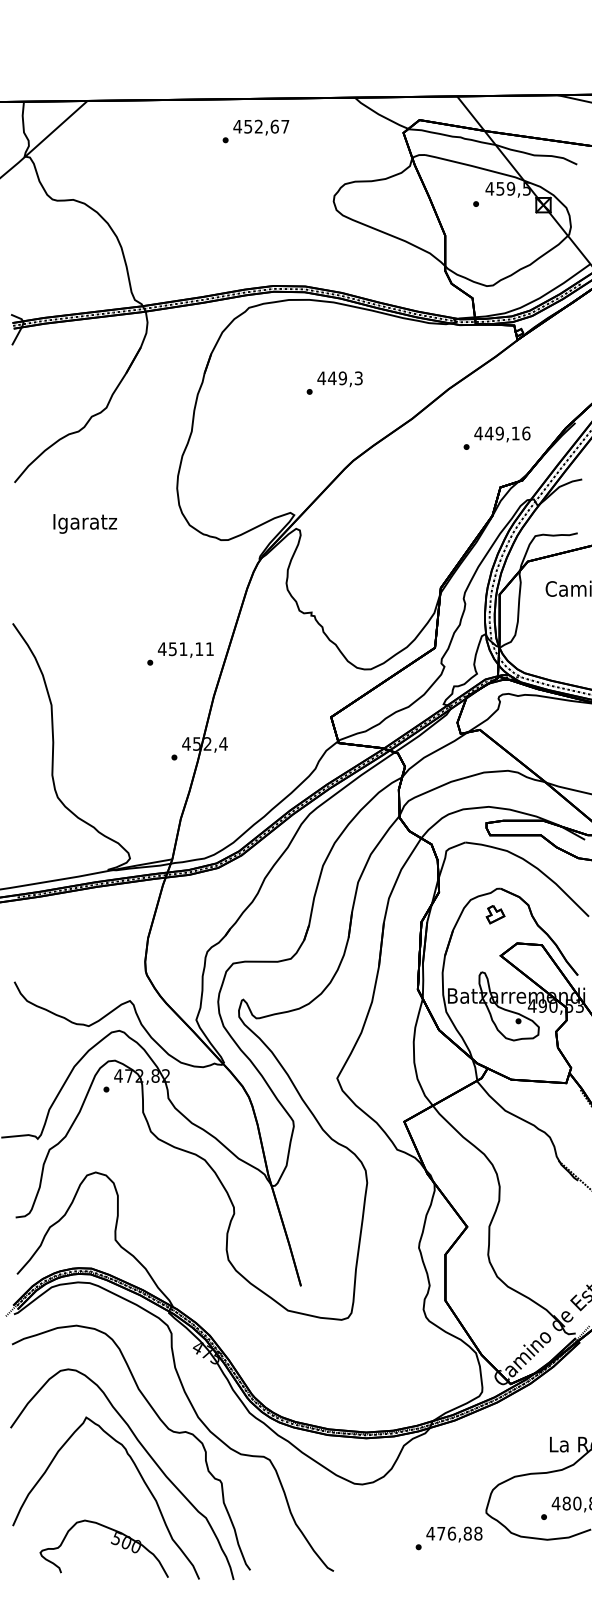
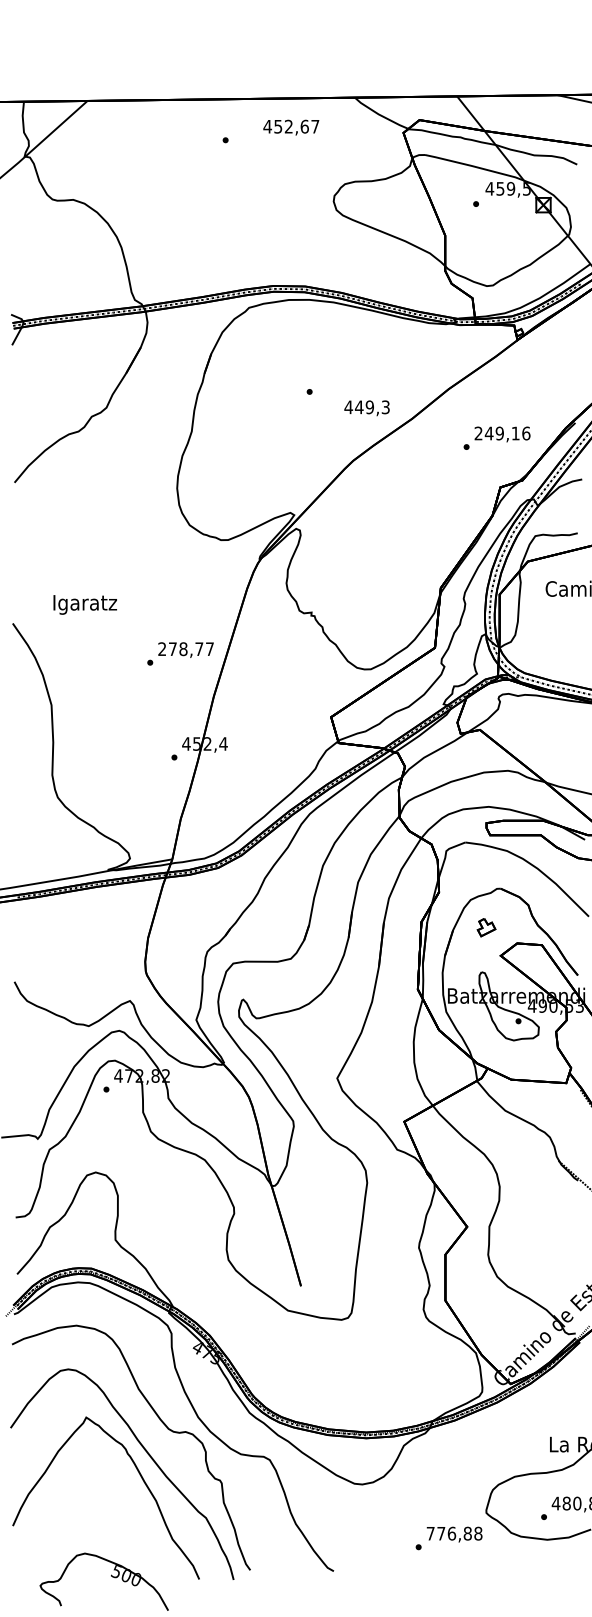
text position: (261, 127) -> (291, 127) (291, 127)
text position: (339, 379) -> (366, 408) (366, 408)
text: 449,16 -> 249,16 (478, 433)
text position: (84, 523) -> (84, 604) (84, 604)
text: 451,11 -> 278,77 (185, 649)
part position: (495, 914) -> (486, 927) (486, 927)
text: 476,88 -> 776,88 (430, 1533)
part position: (111, 1543) -> (111, 1576) (111, 1576)
